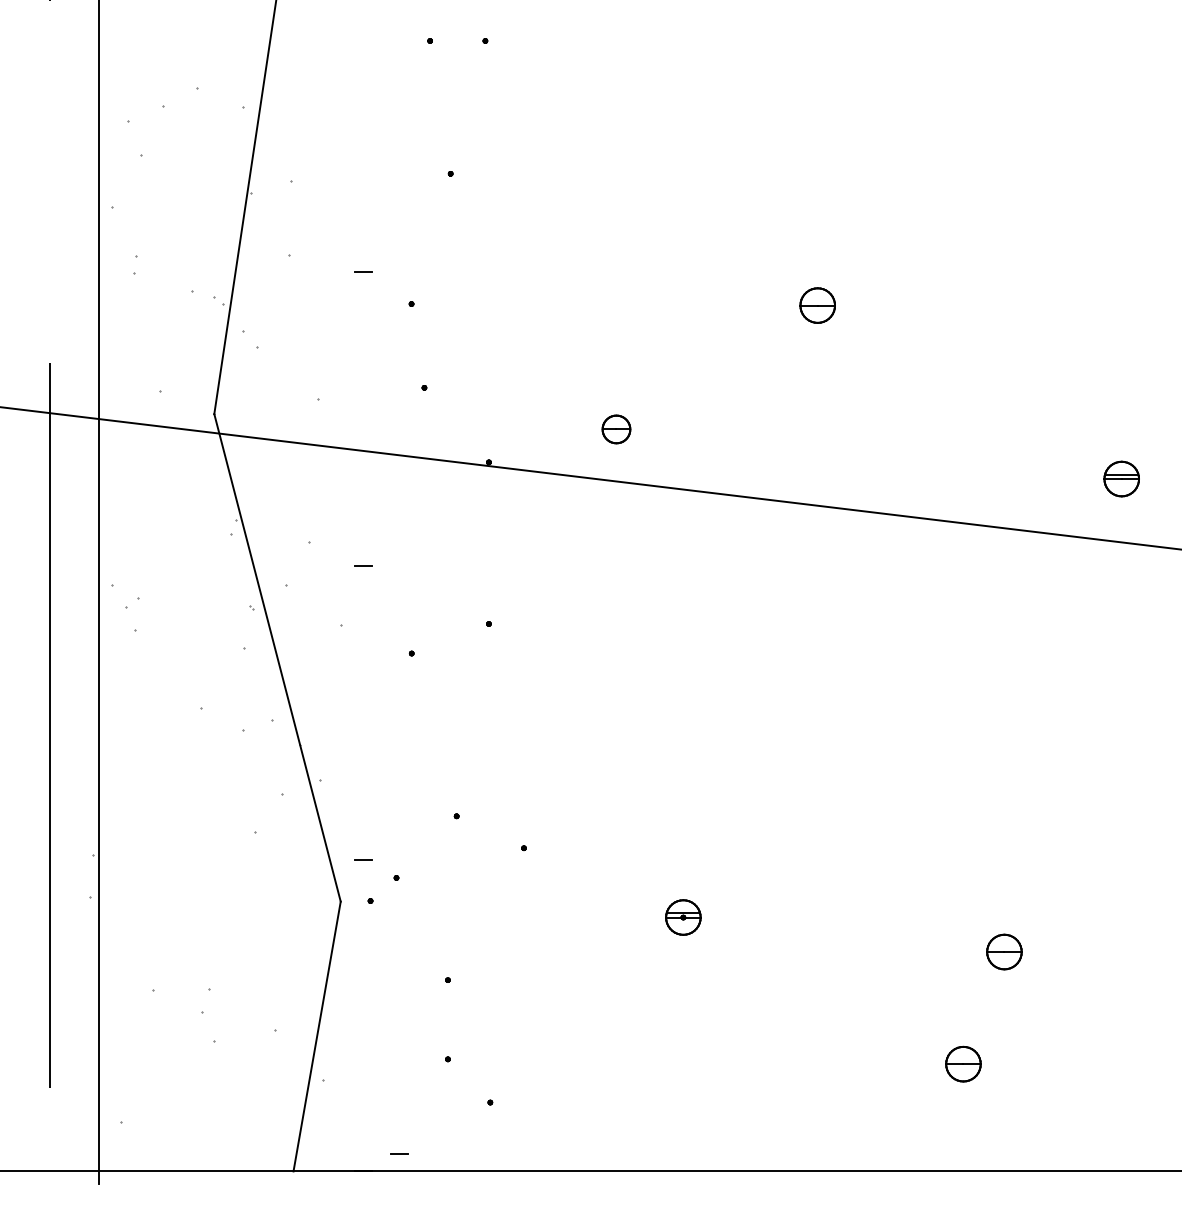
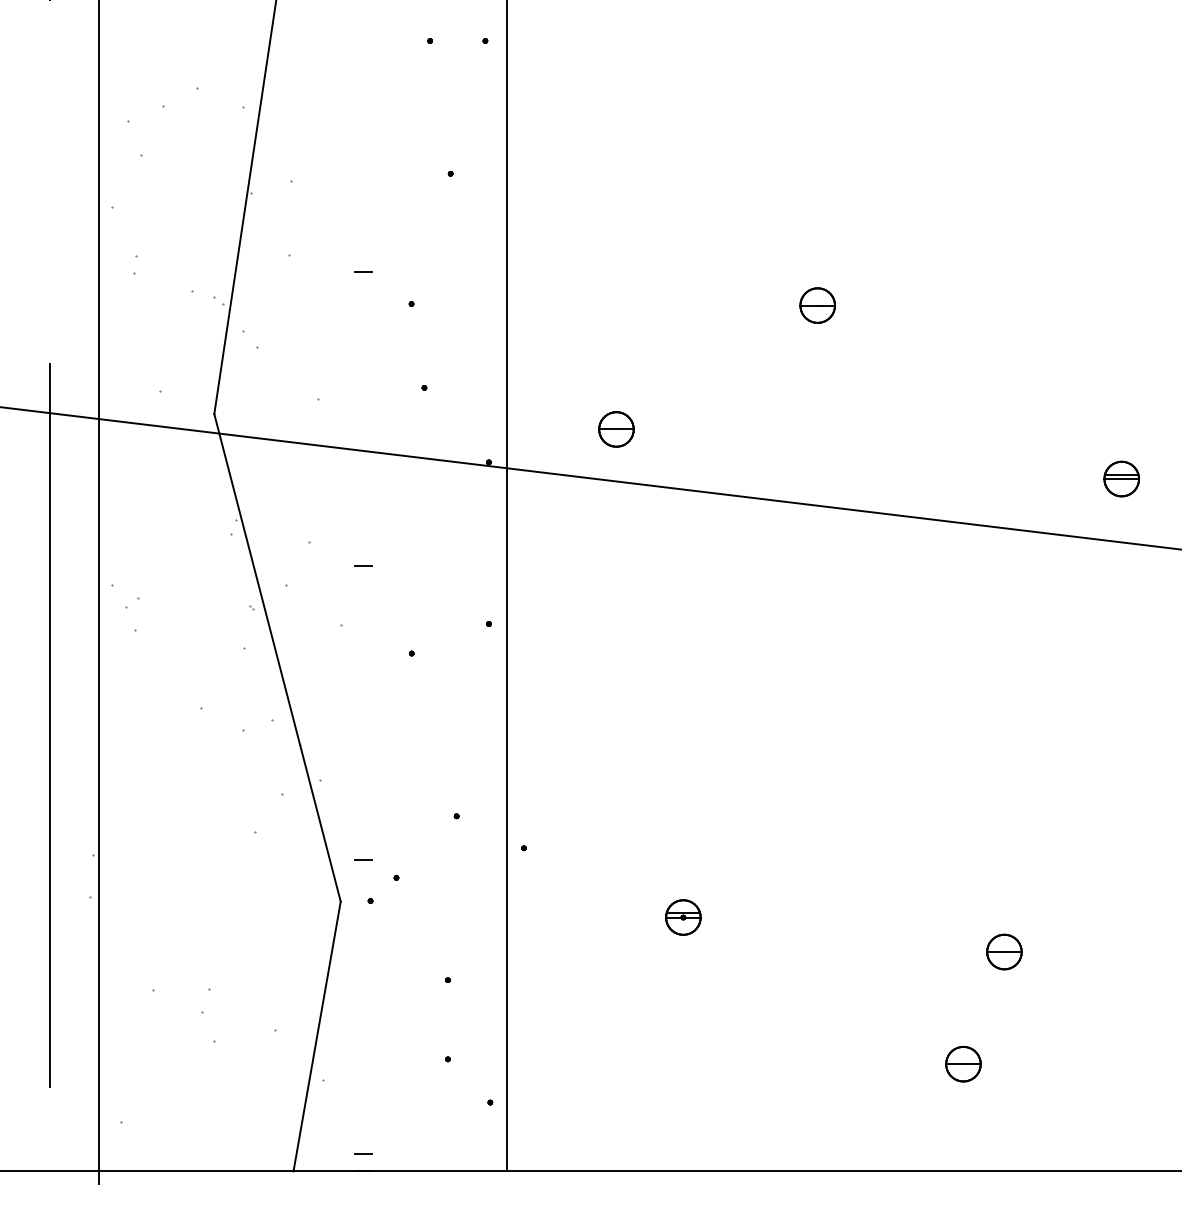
part size: 31x31 px -> 37x37 px (616, 429)
line: none -> present (506, 586)
line position: (399, 1153) -> (363, 1153) (363, 1153)
